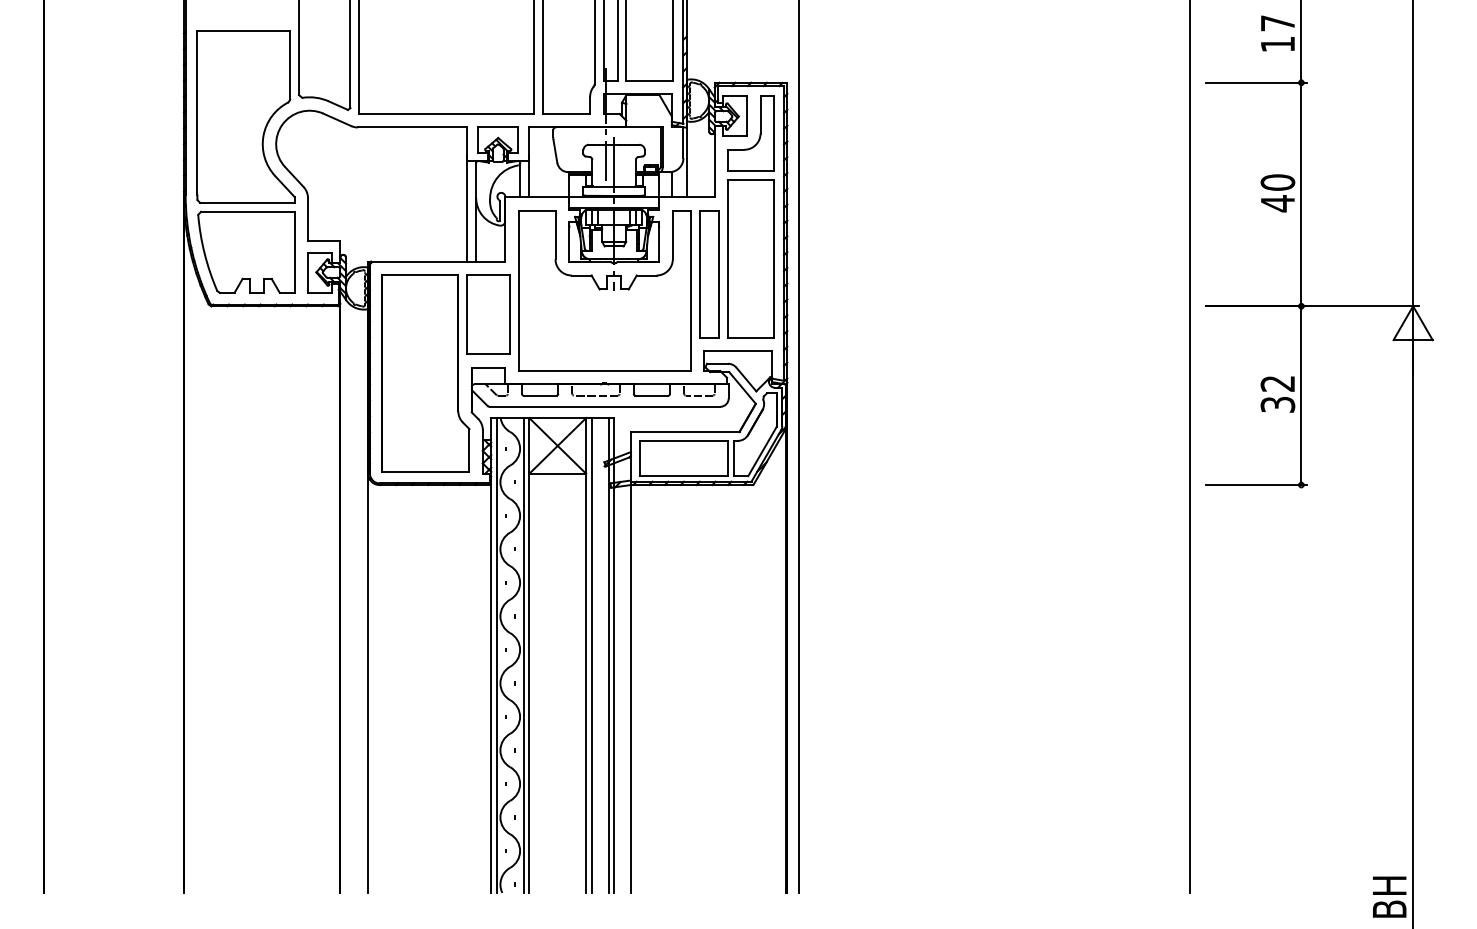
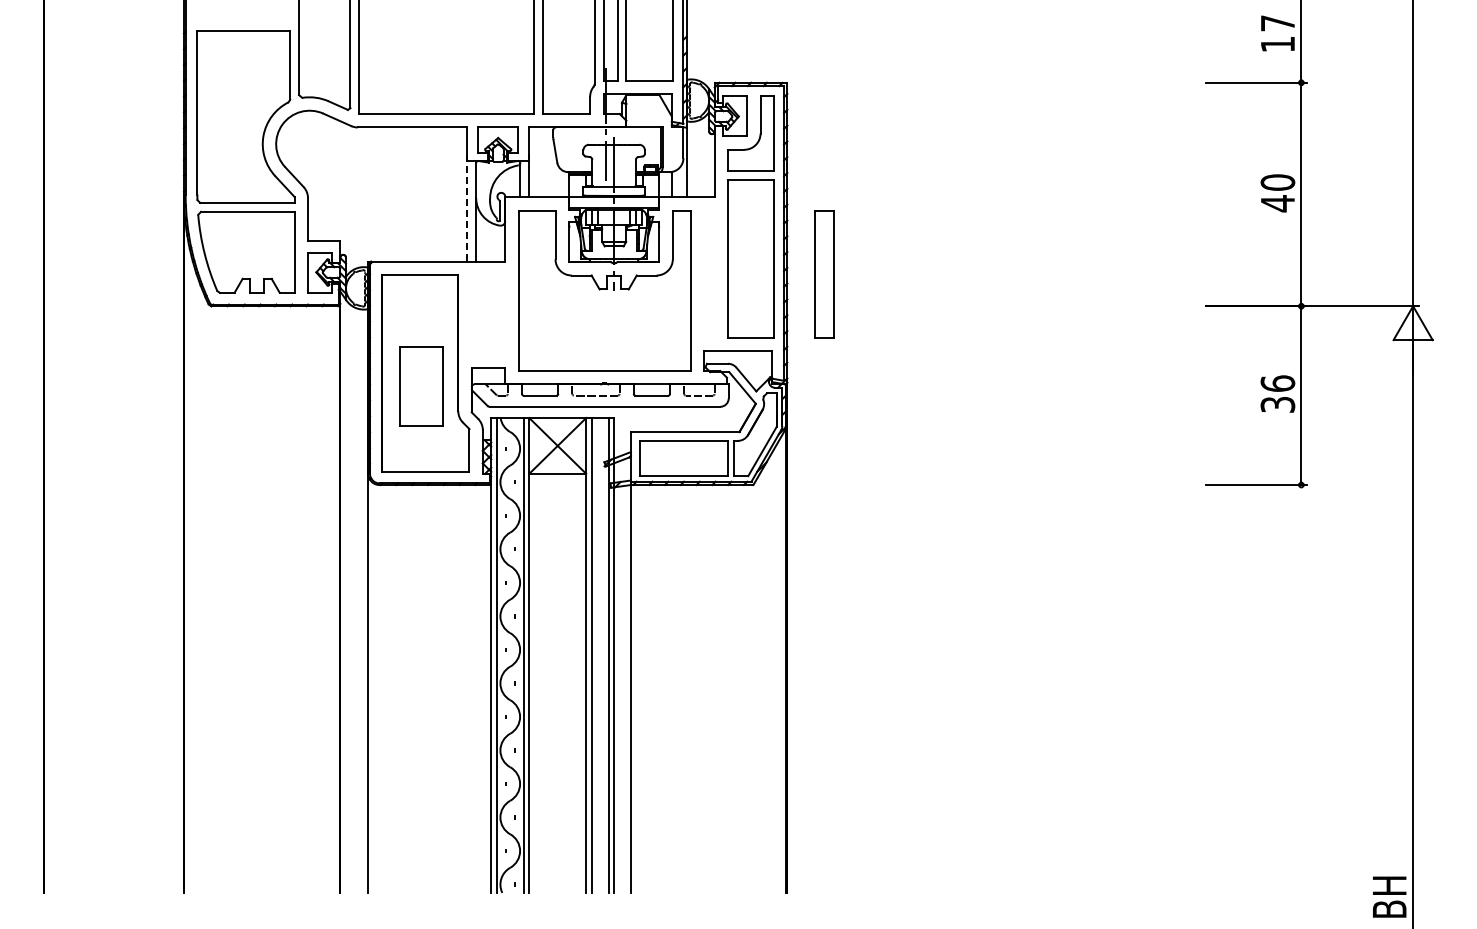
line: solid -> dashed (467, 208)
part position: (709, 274) -> (824, 274) (824, 274)
part position: (488, 314) -> (421, 386) (421, 386)
text: 32 -> 36 (1277, 383)
line: present -> none (798, 447)
line: present -> none (1189, 447)
